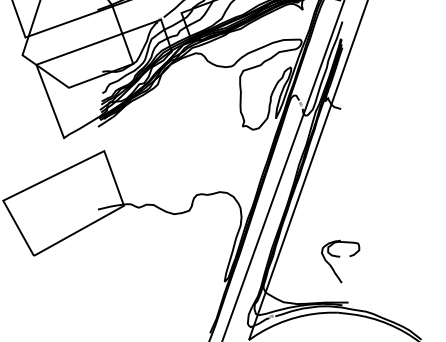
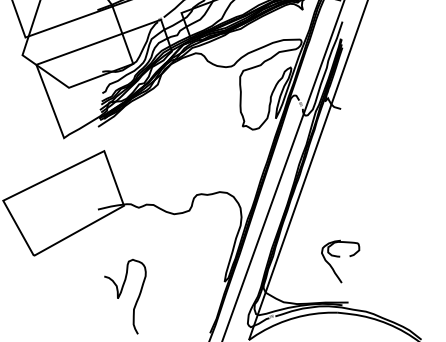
curve: none -> present (121, 293)
